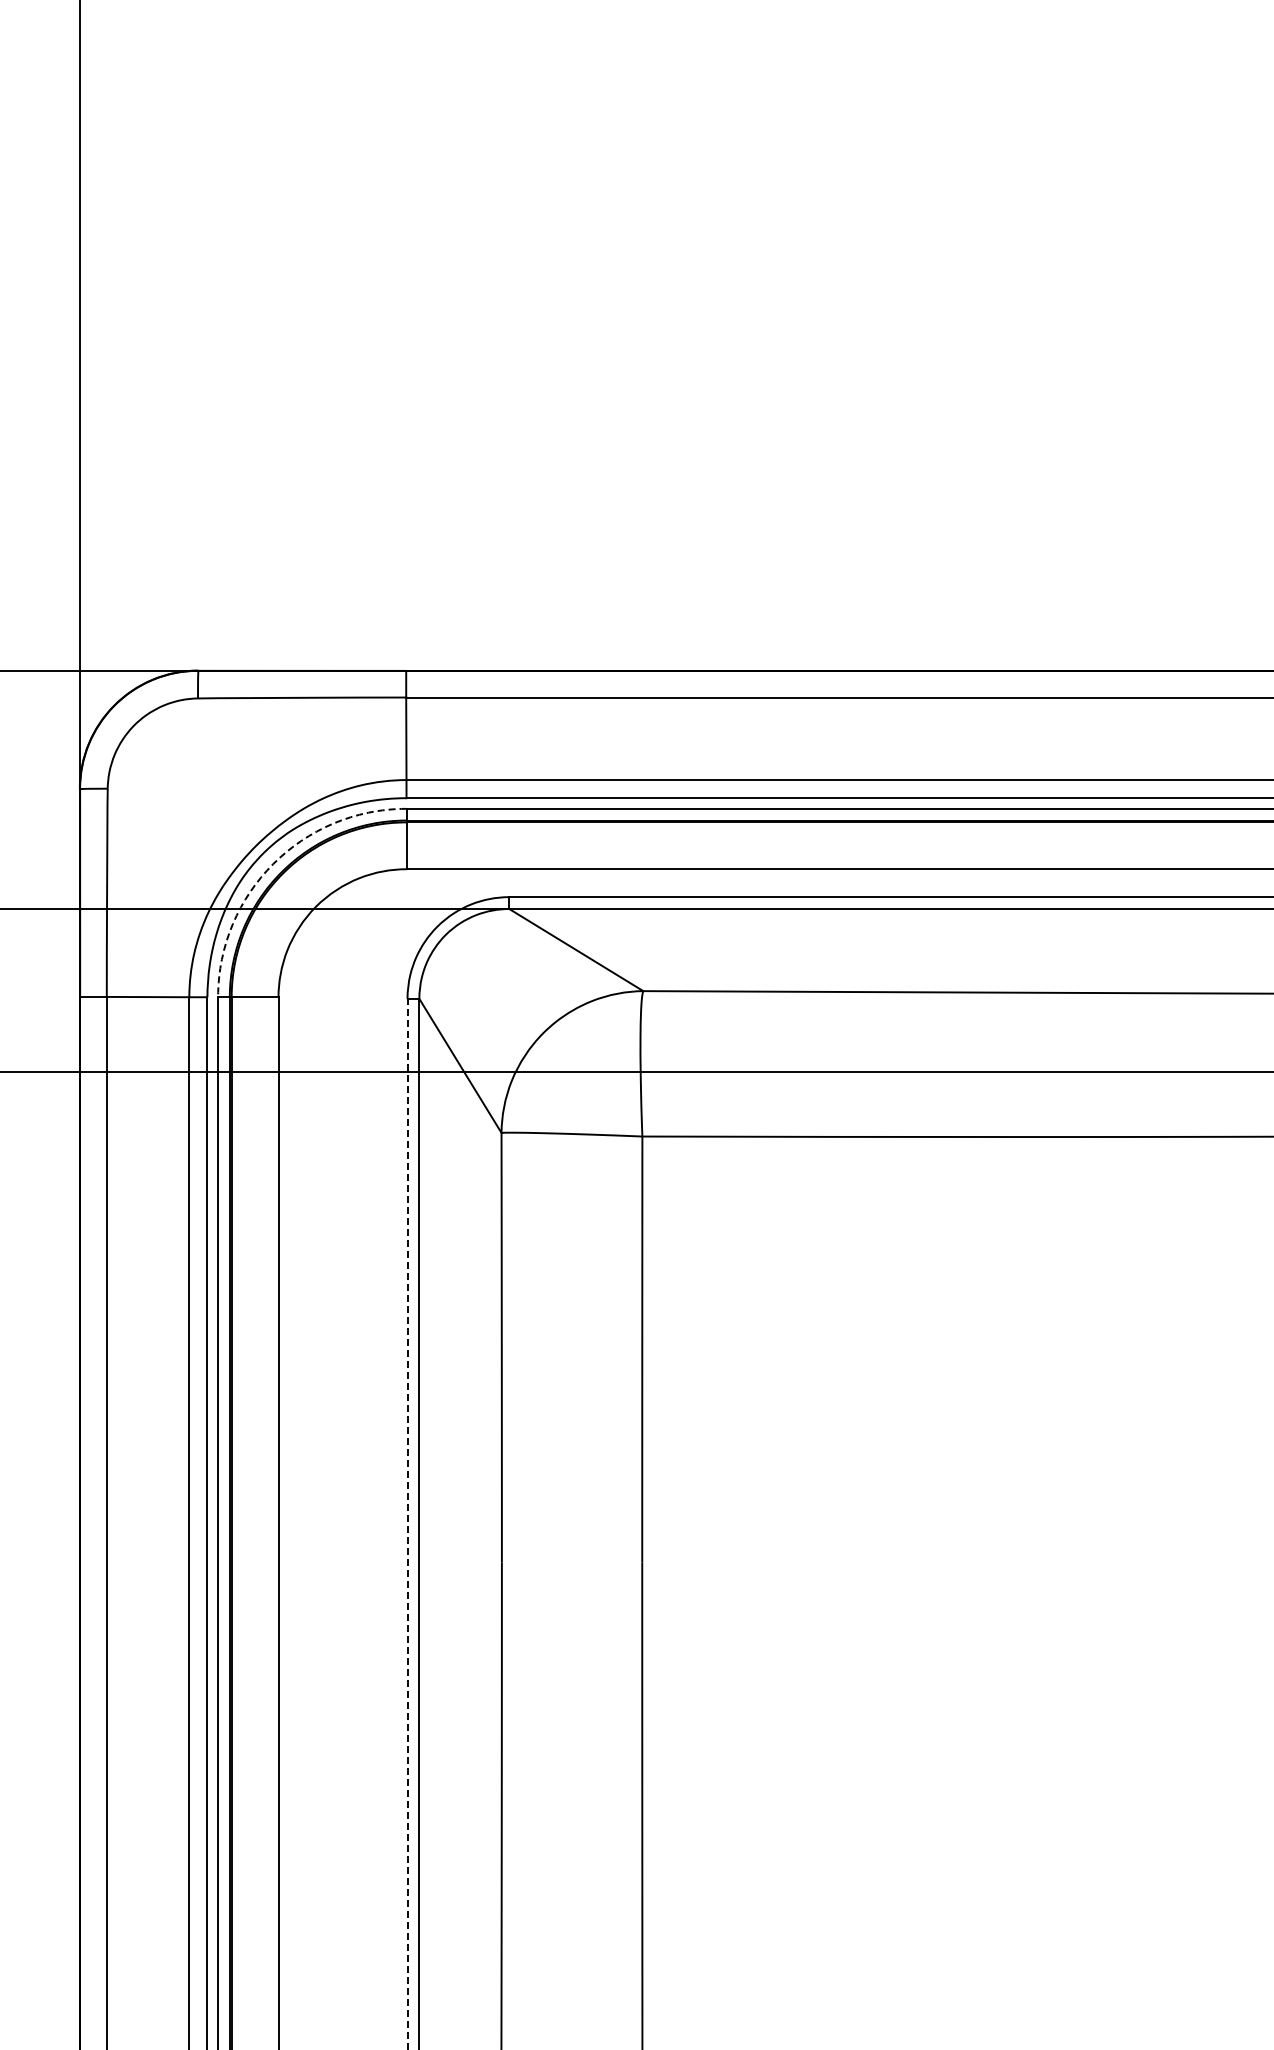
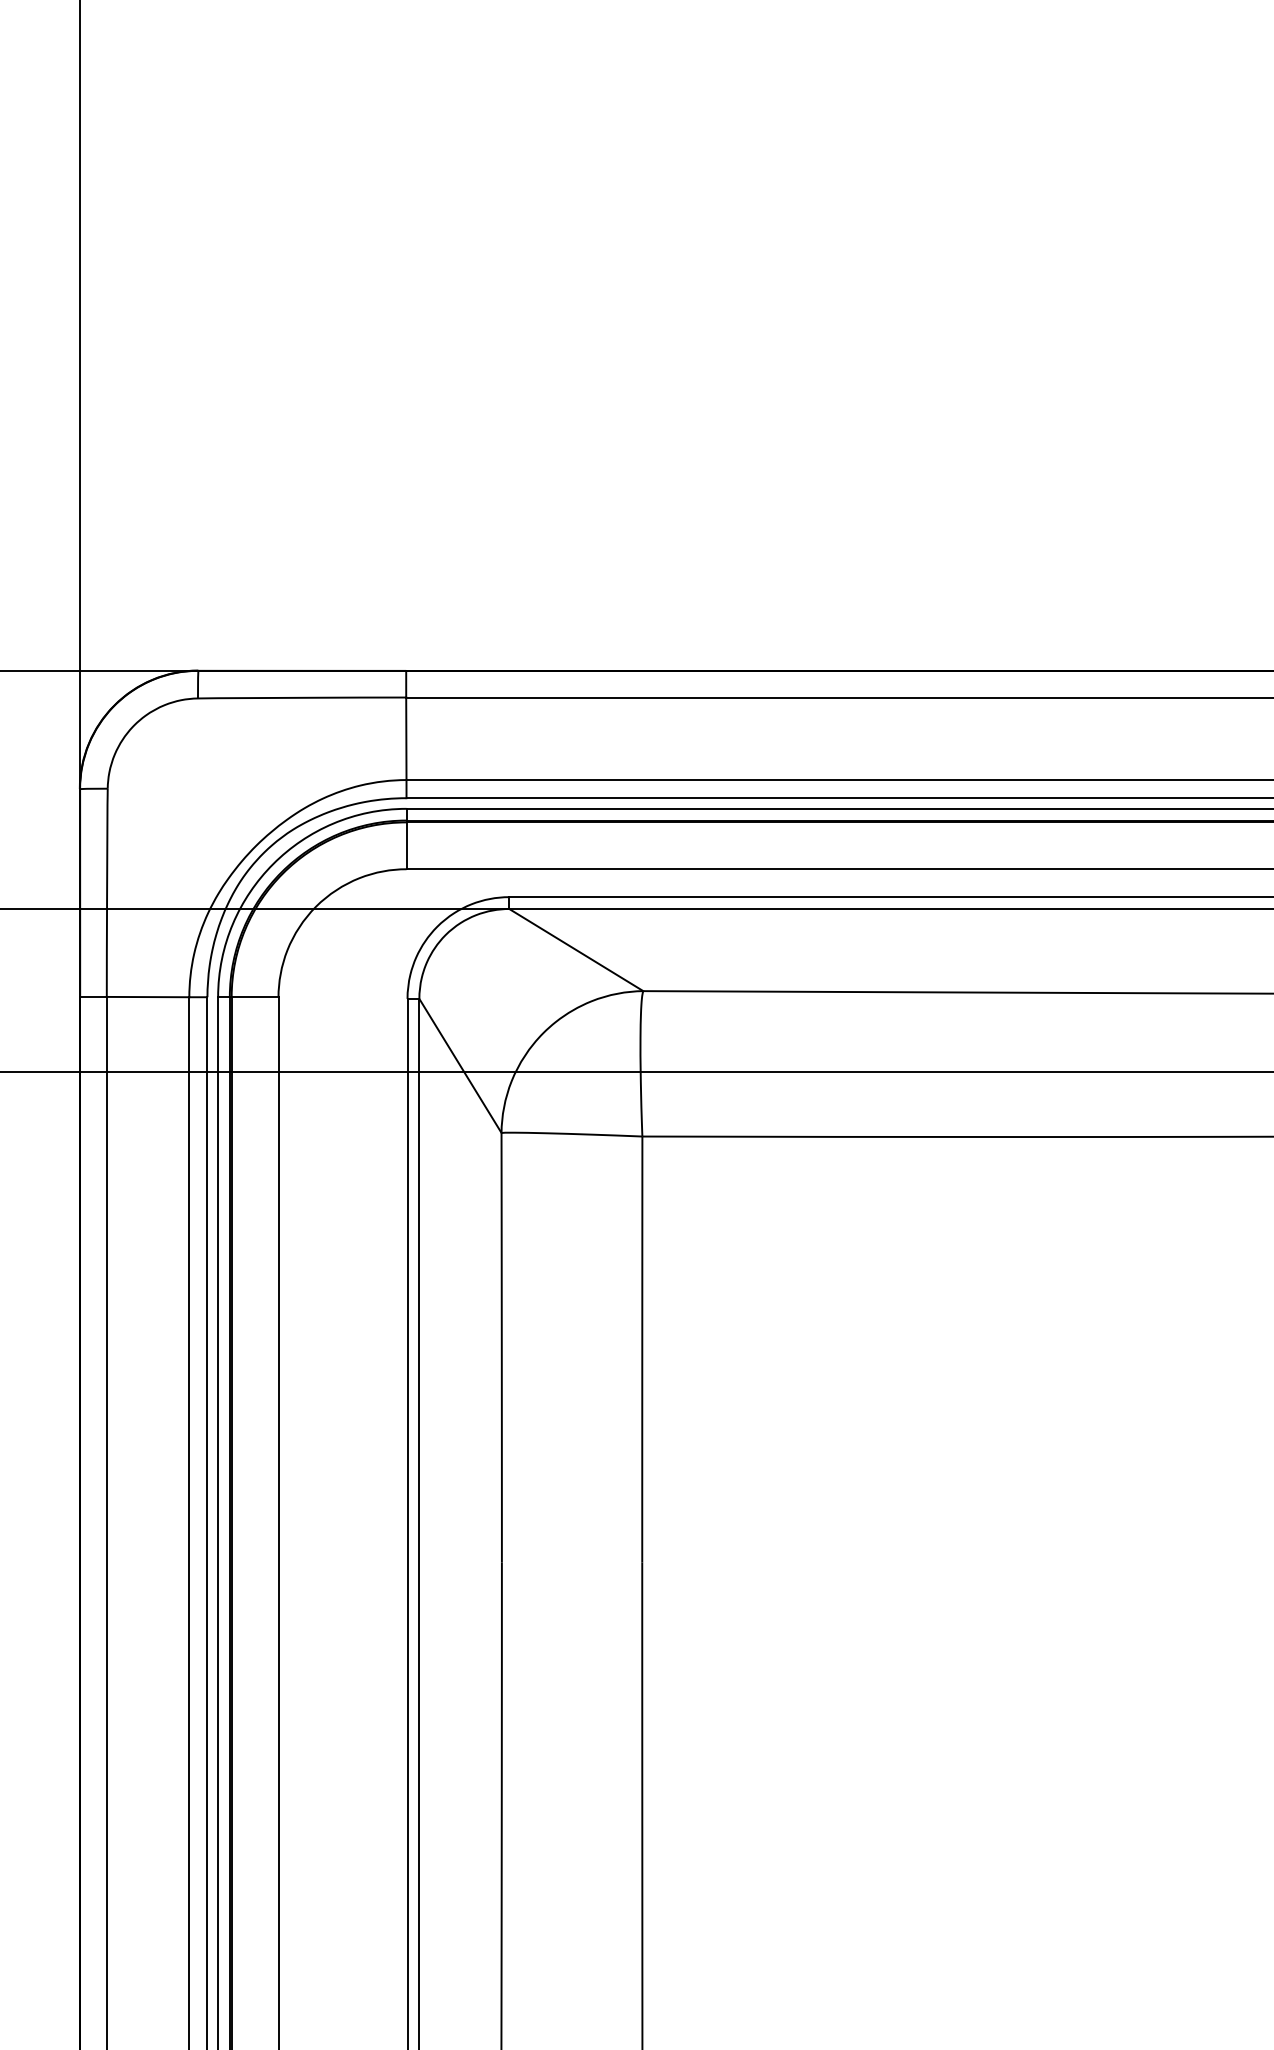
arc: dashed -> solid (273, 864)
line: dashed -> solid (407, 1523)
